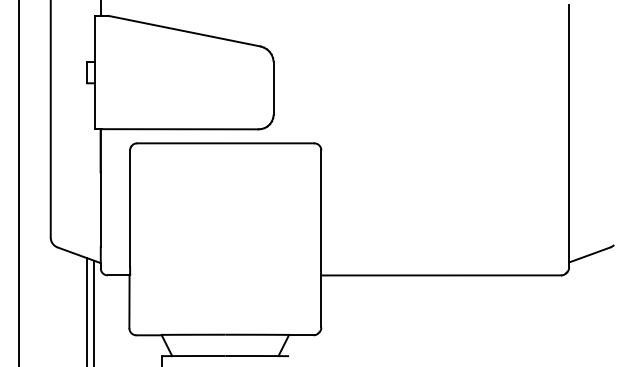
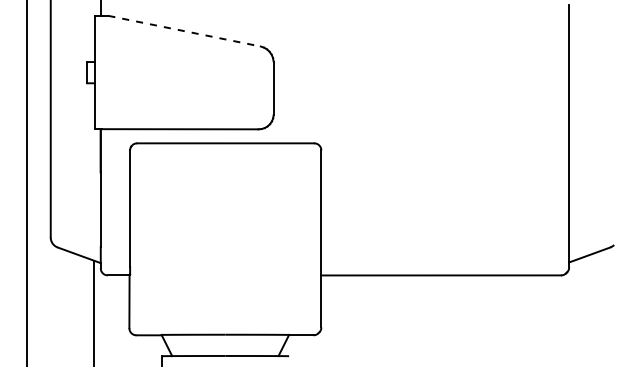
line: solid -> dashed (184, 31)
line position: (18, 182) -> (26, 182) (26, 182)
line: present -> none (86, 310)
